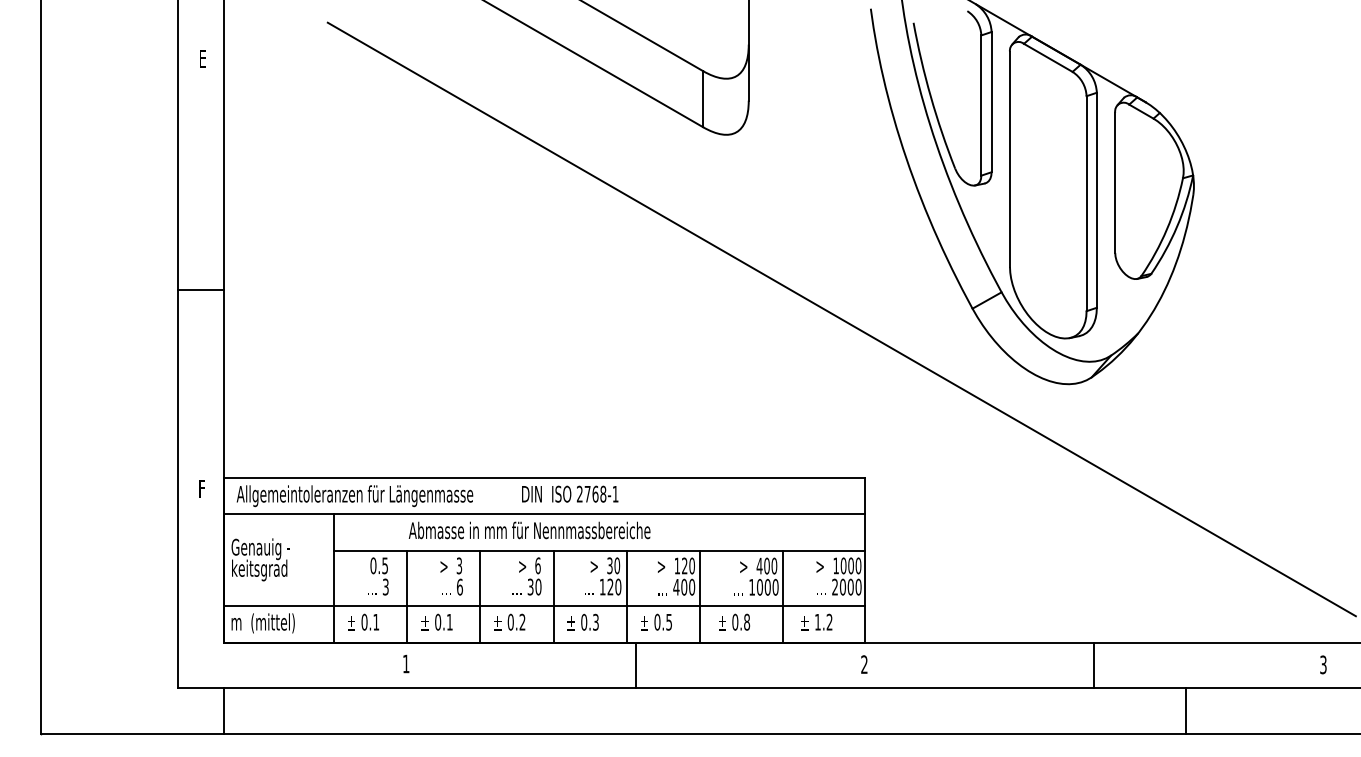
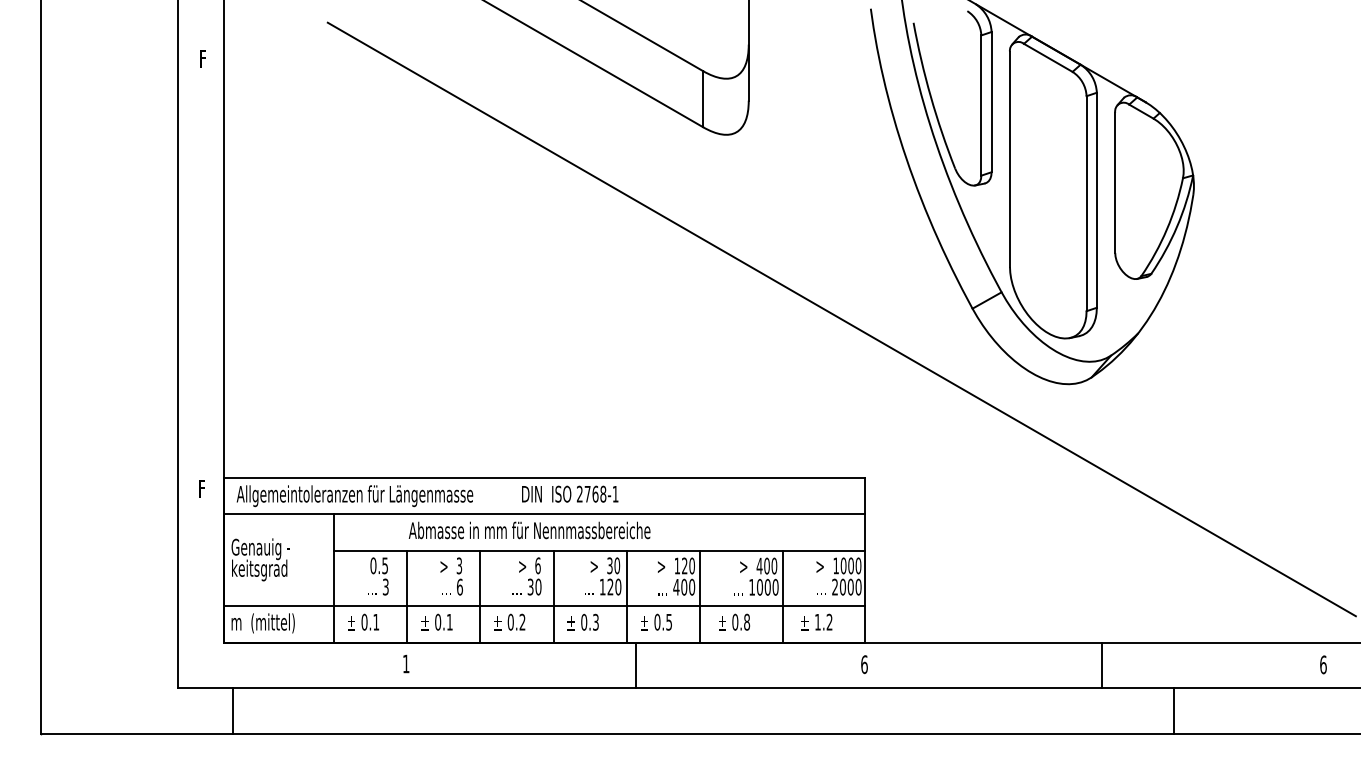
text: E -> F (203, 59)
line: present -> none (201, 289)
text: 2 -> 6 (864, 664)
text: 3 -> 6 (1323, 664)
line position: (1094, 665) -> (1102, 665) (1102, 665)
line position: (224, 711) -> (233, 711) (233, 711)
line position: (1185, 711) -> (1173, 711) (1173, 711)
